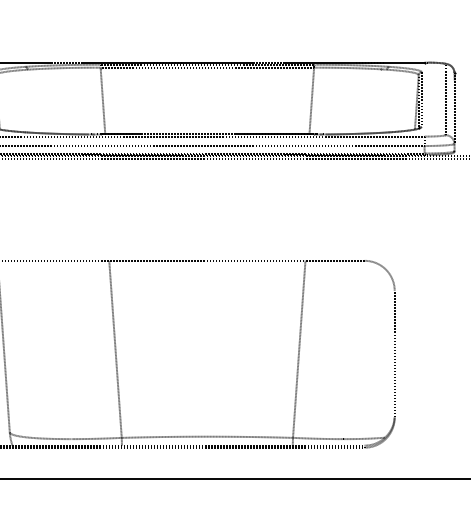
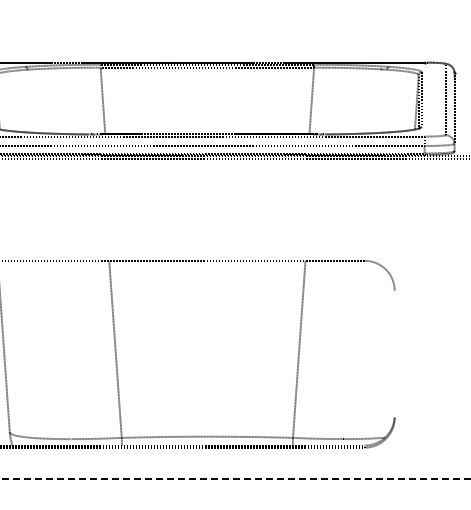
line: present -> none (394, 353)
line: solid -> dashed (235, 479)
